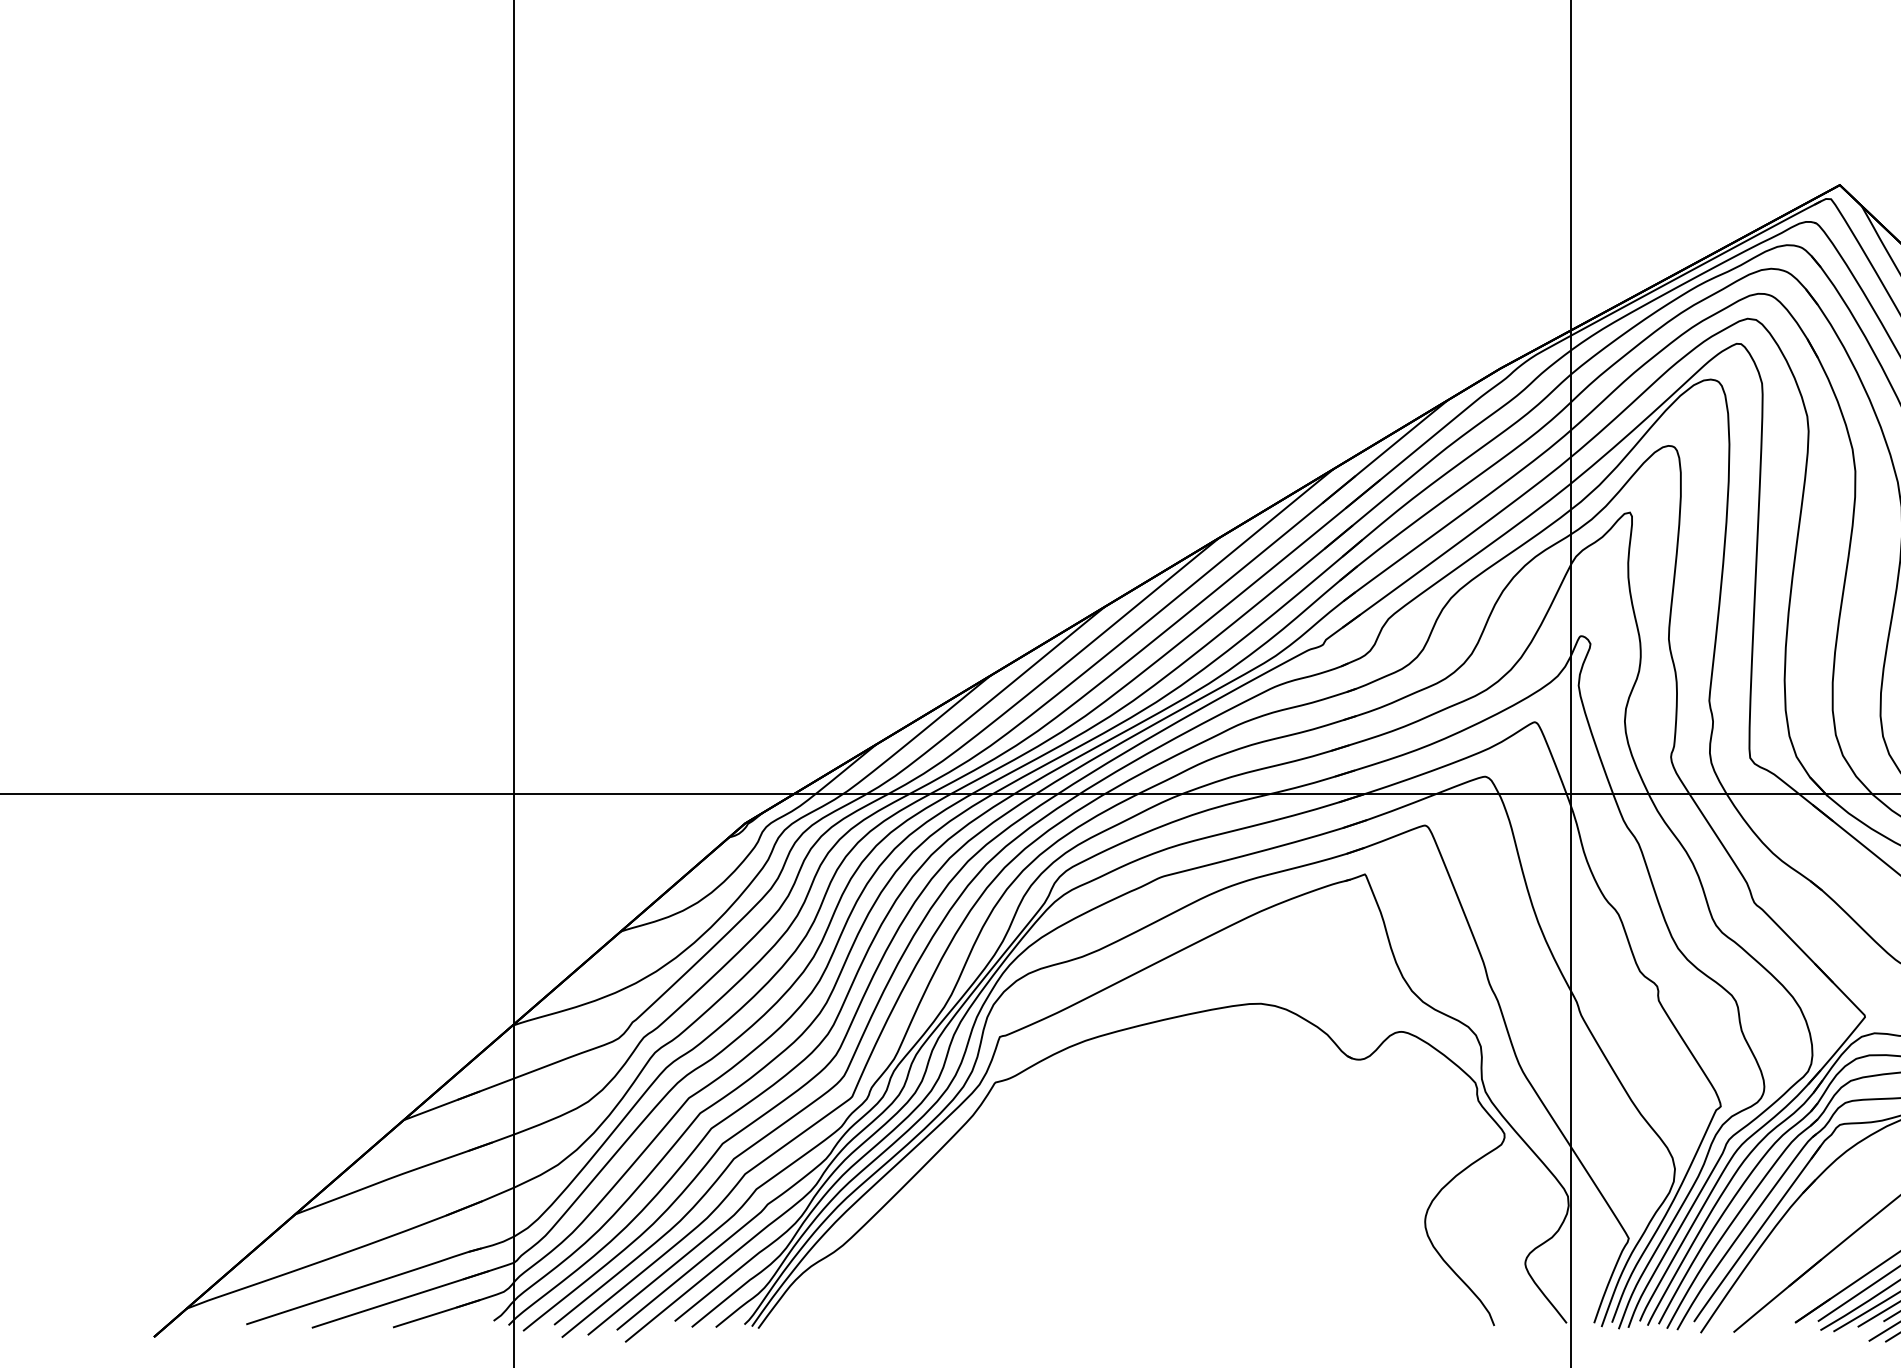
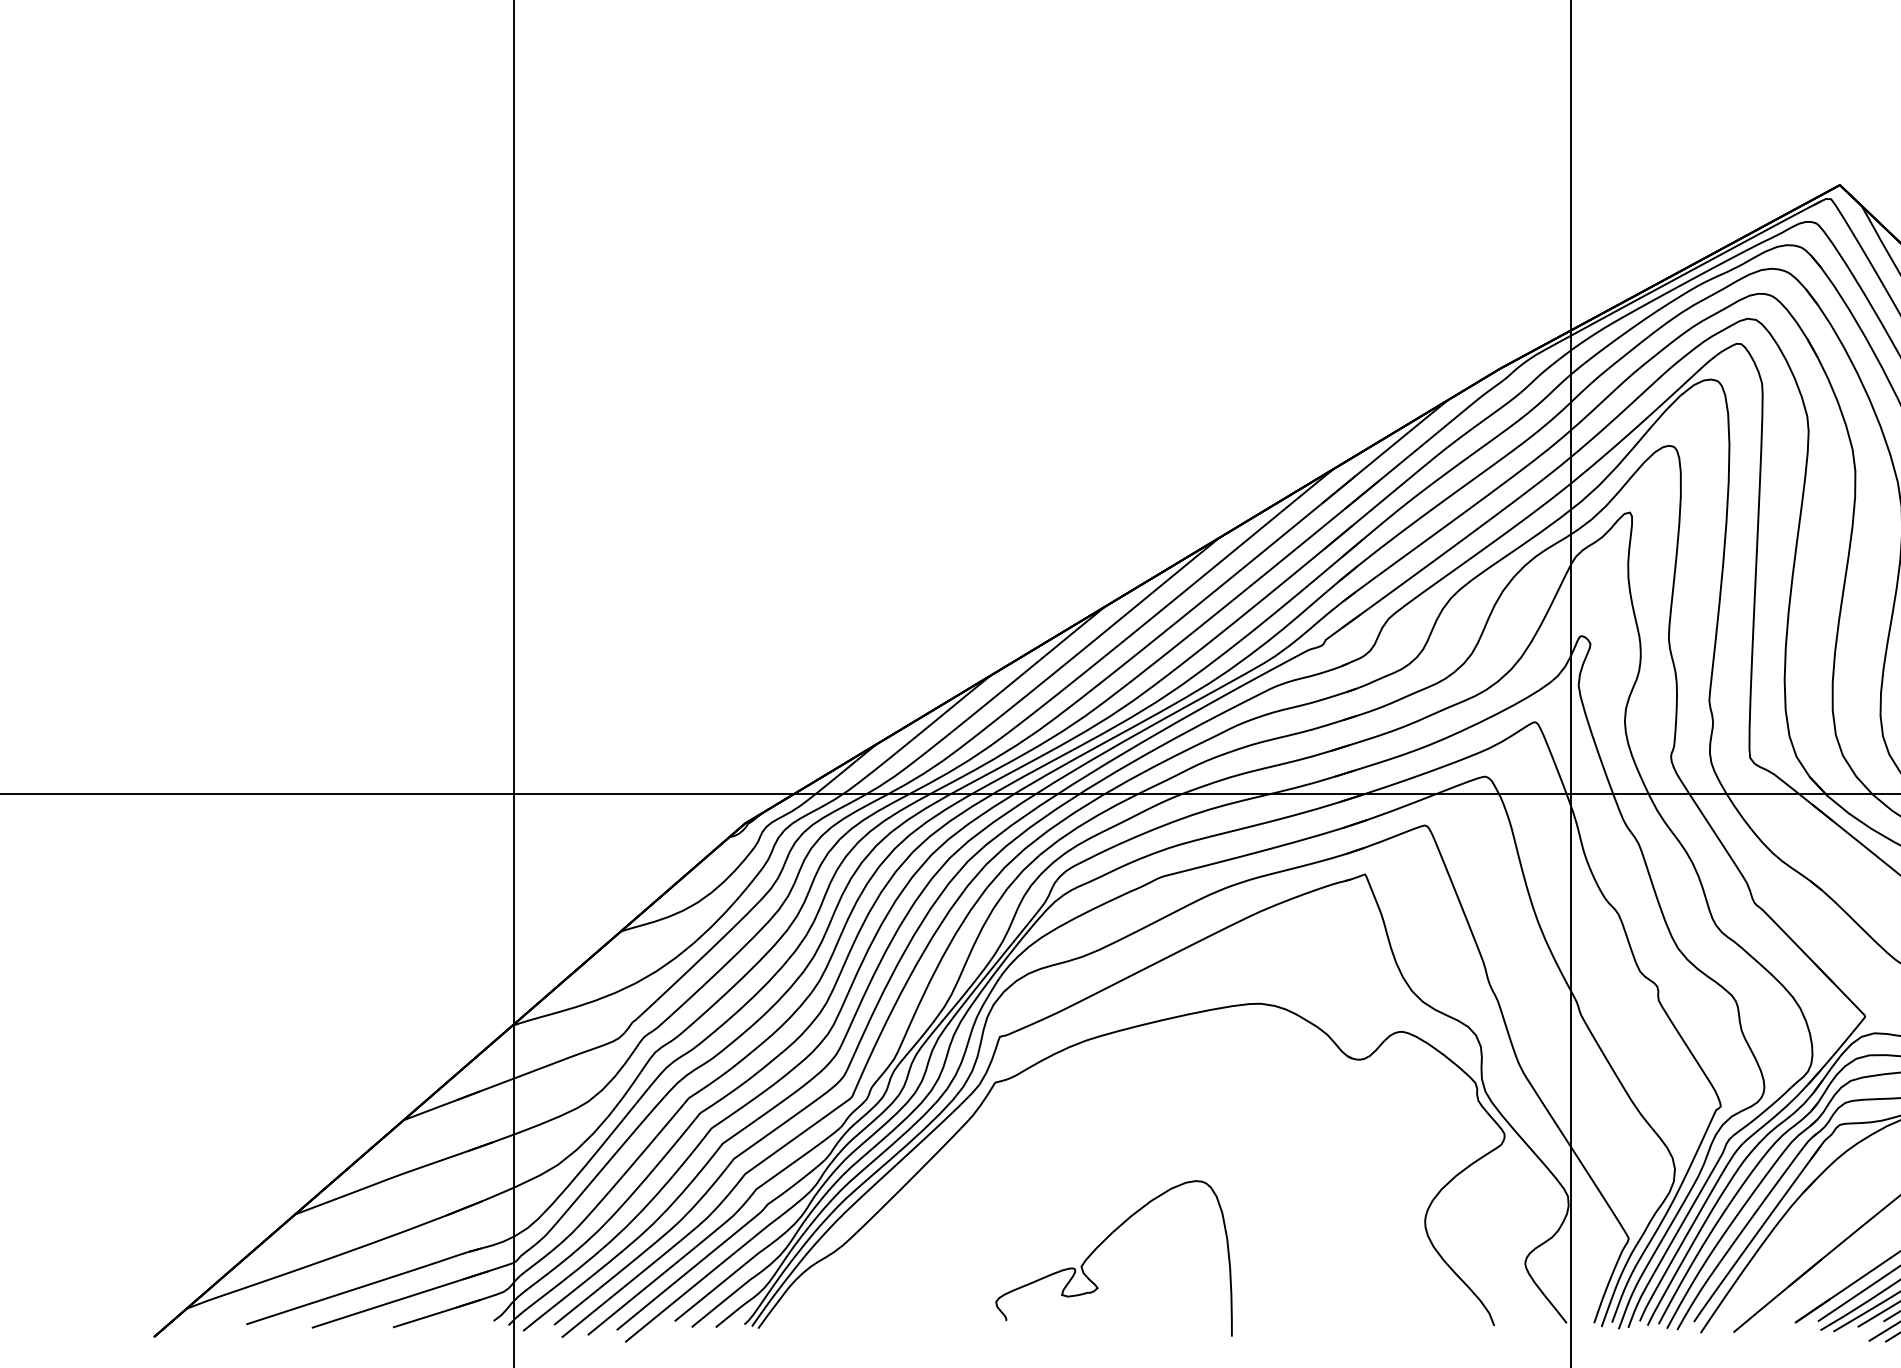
curve: none -> present (1100, 1245)
